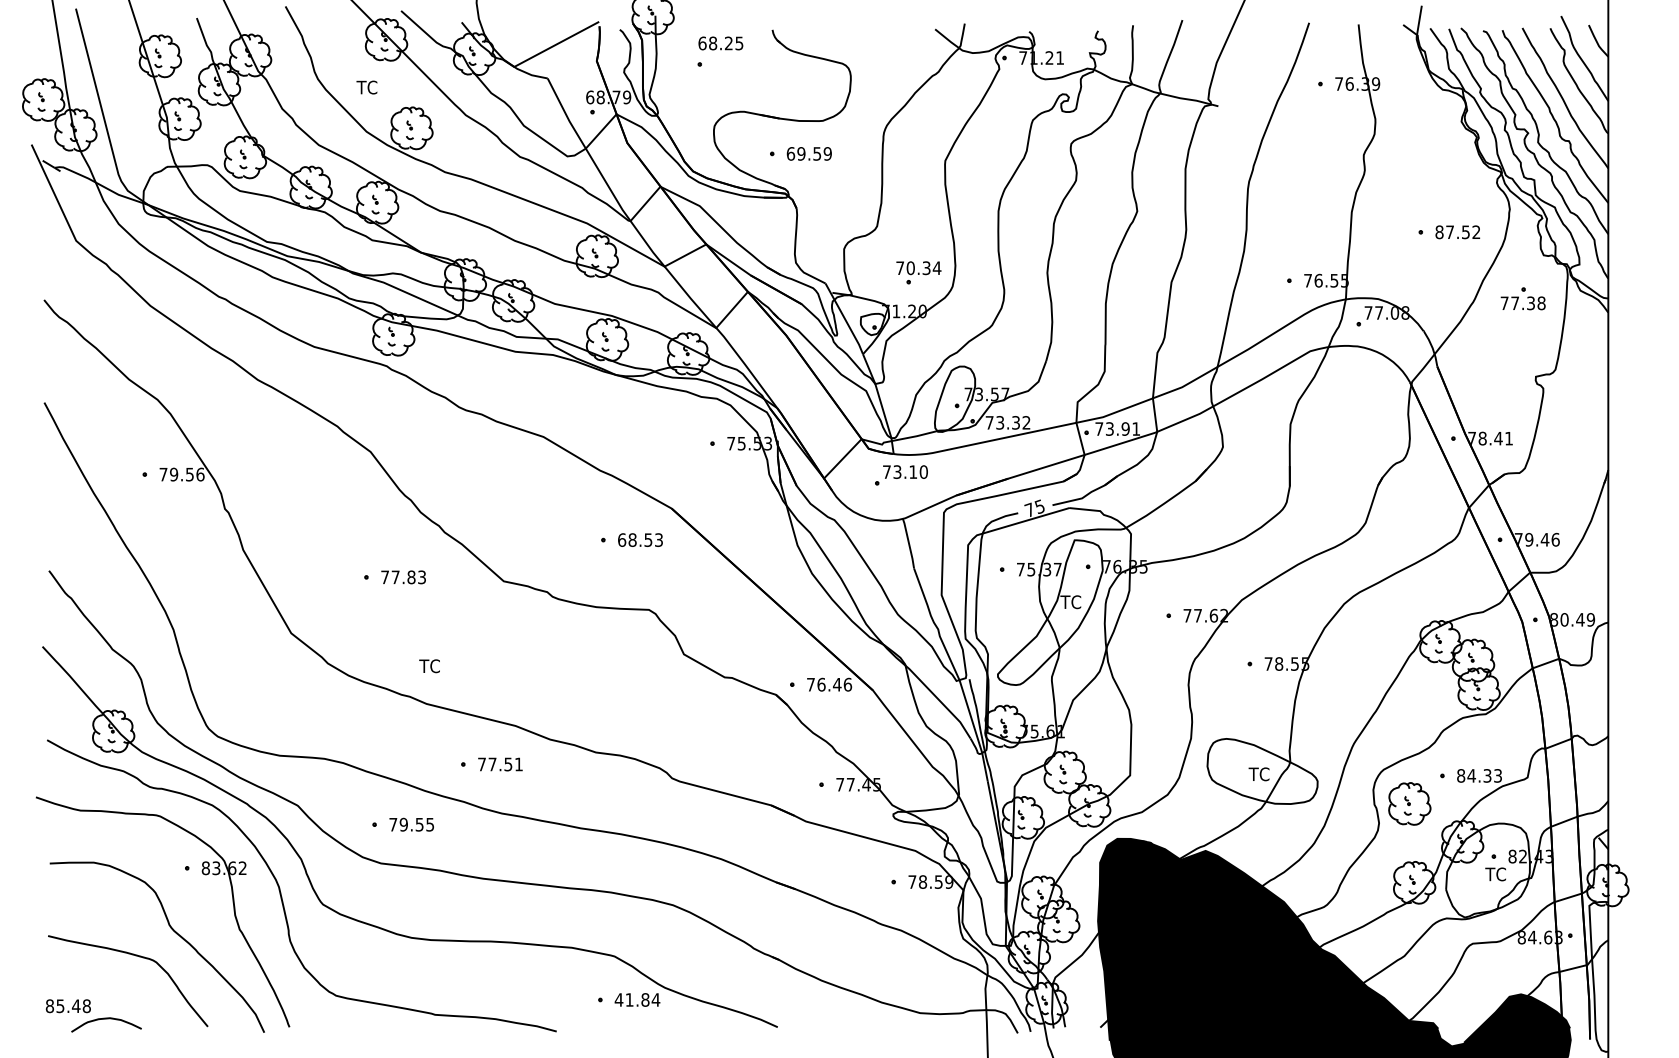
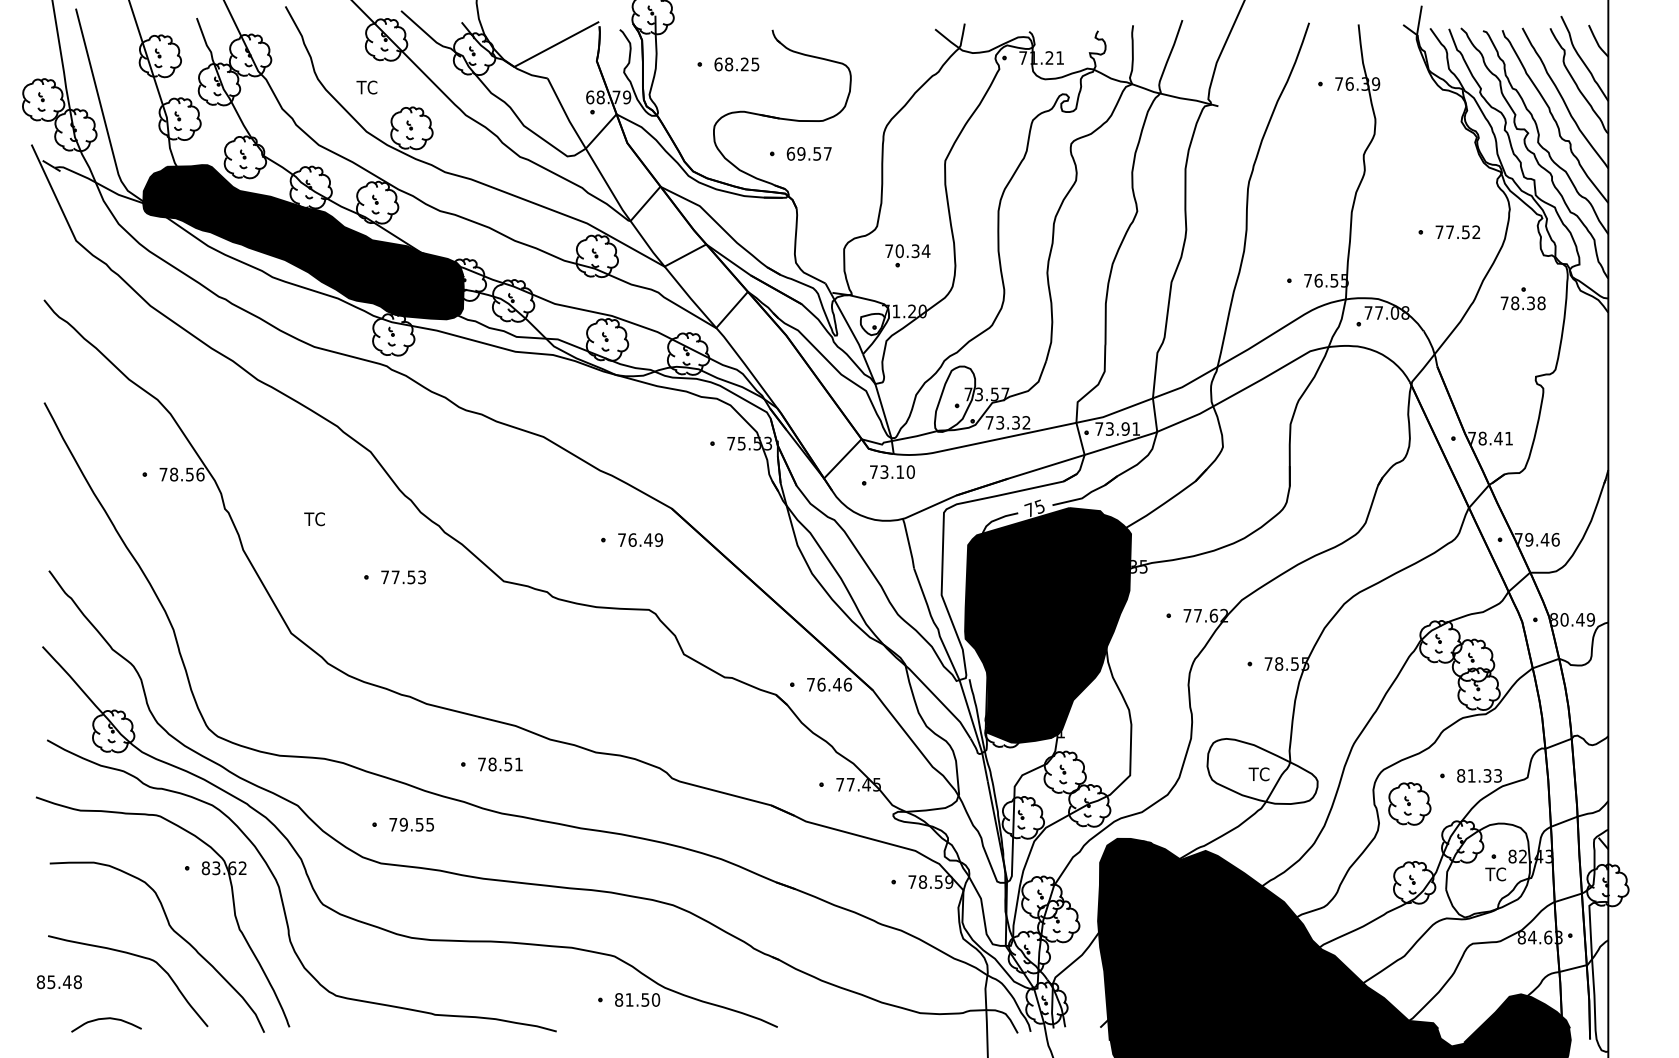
text position: (720, 43) -> (736, 64) (736, 64)
text: 69.59 -> 69.57 (827, 153)
text: 87.52 -> 77.52 (1439, 232)
fill: none -> present (303, 242)
part position: (918, 272) -> (907, 255) (907, 255)
text: 77.38 -> 78.38 (1515, 303)
text: 79.56 -> 78.56 (174, 474)
part position: (901, 475) -> (888, 475) (888, 475)
text: 68.53 -> 76.49 (640, 539)
text: 77.83 -> 77.53 (411, 577)
fill: none -> present (1048, 625)
text position: (429, 666) -> (314, 519) (314, 519)
text: 77.51 -> 78.51 (492, 764)
text: 84.33 -> 81.33 (1471, 775)
text: 41.84 -> 81.50 (637, 999)
text position: (67, 1006) -> (58, 982) (58, 982)
